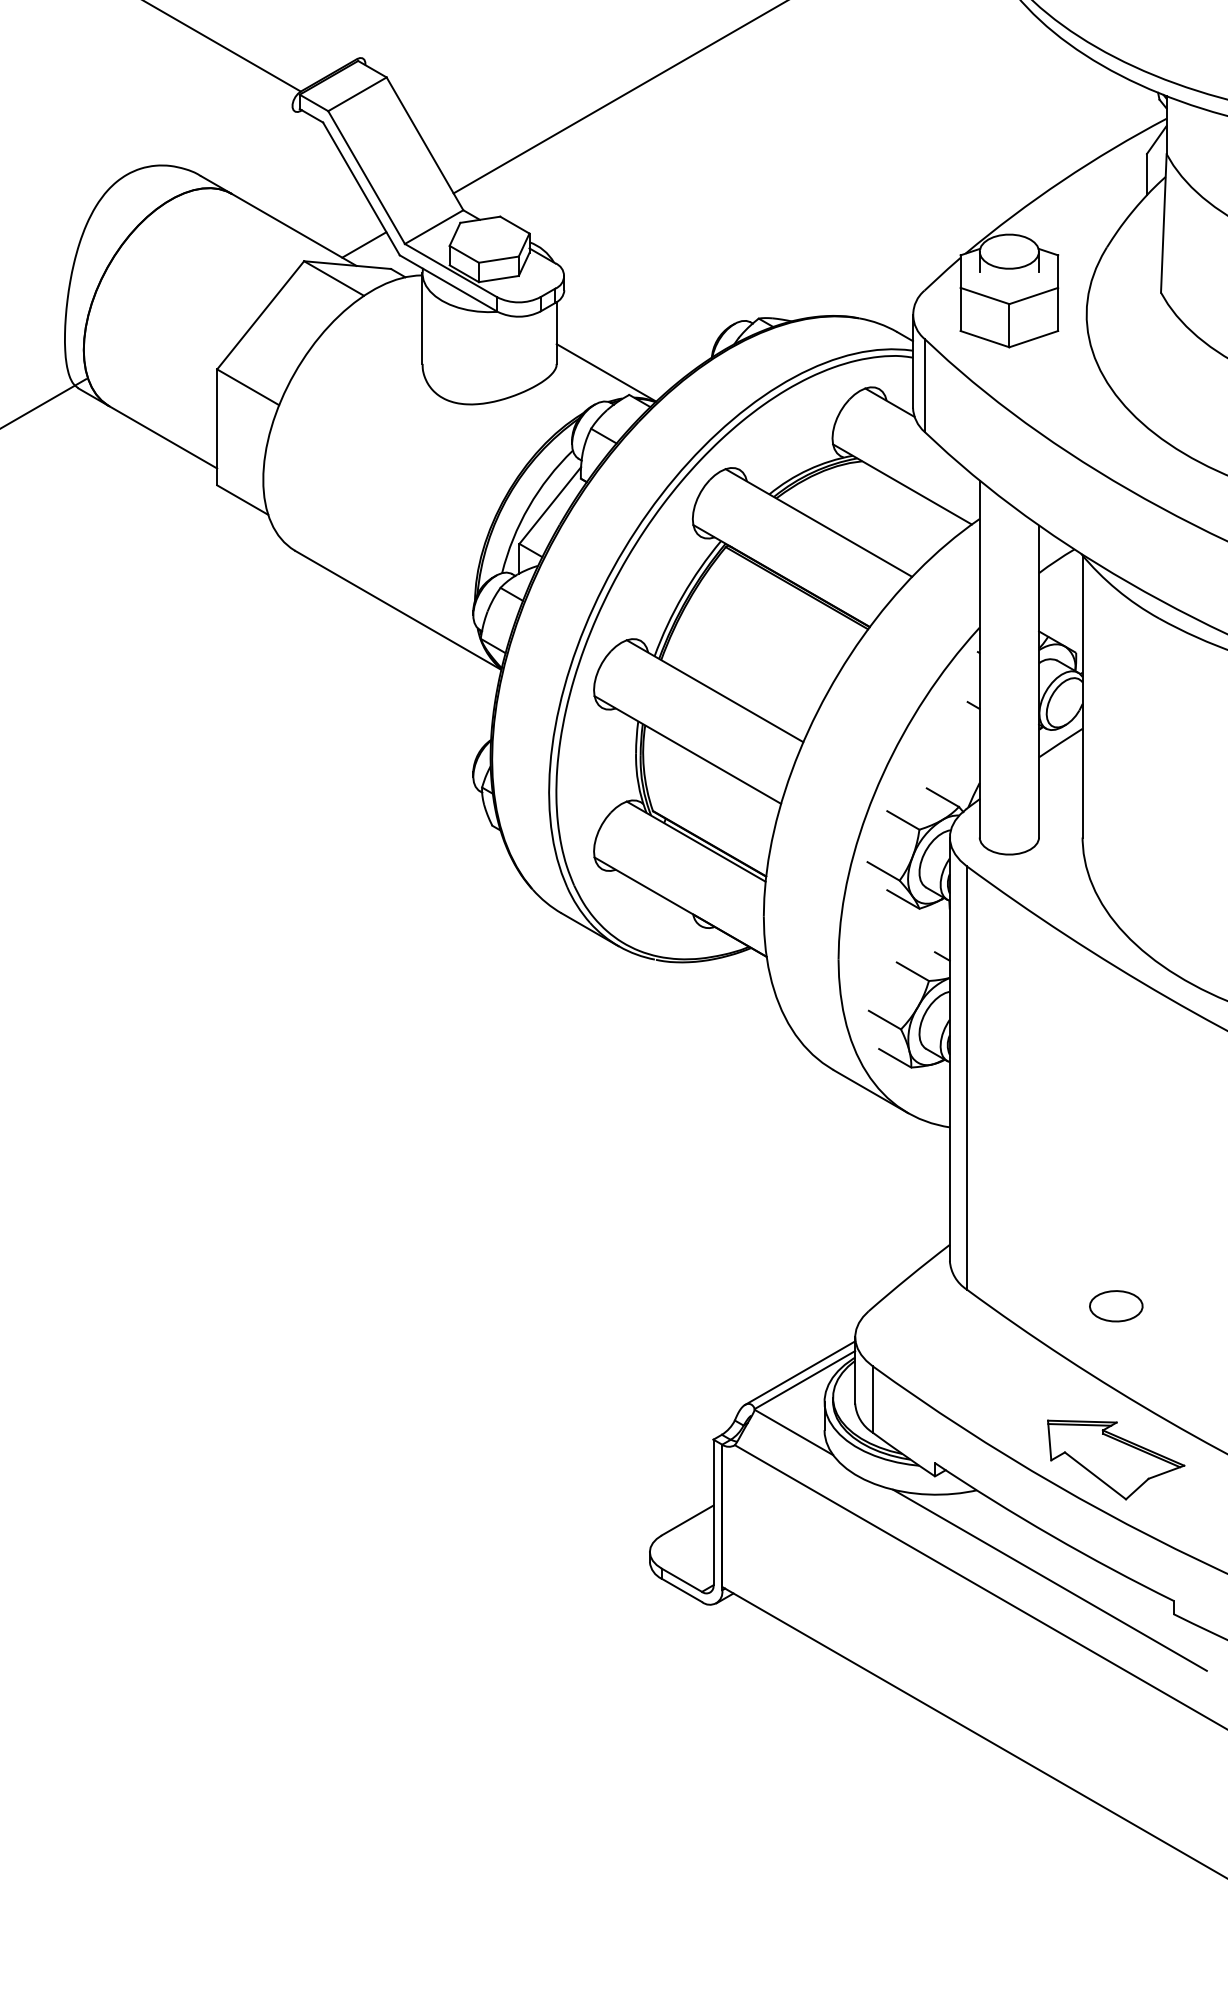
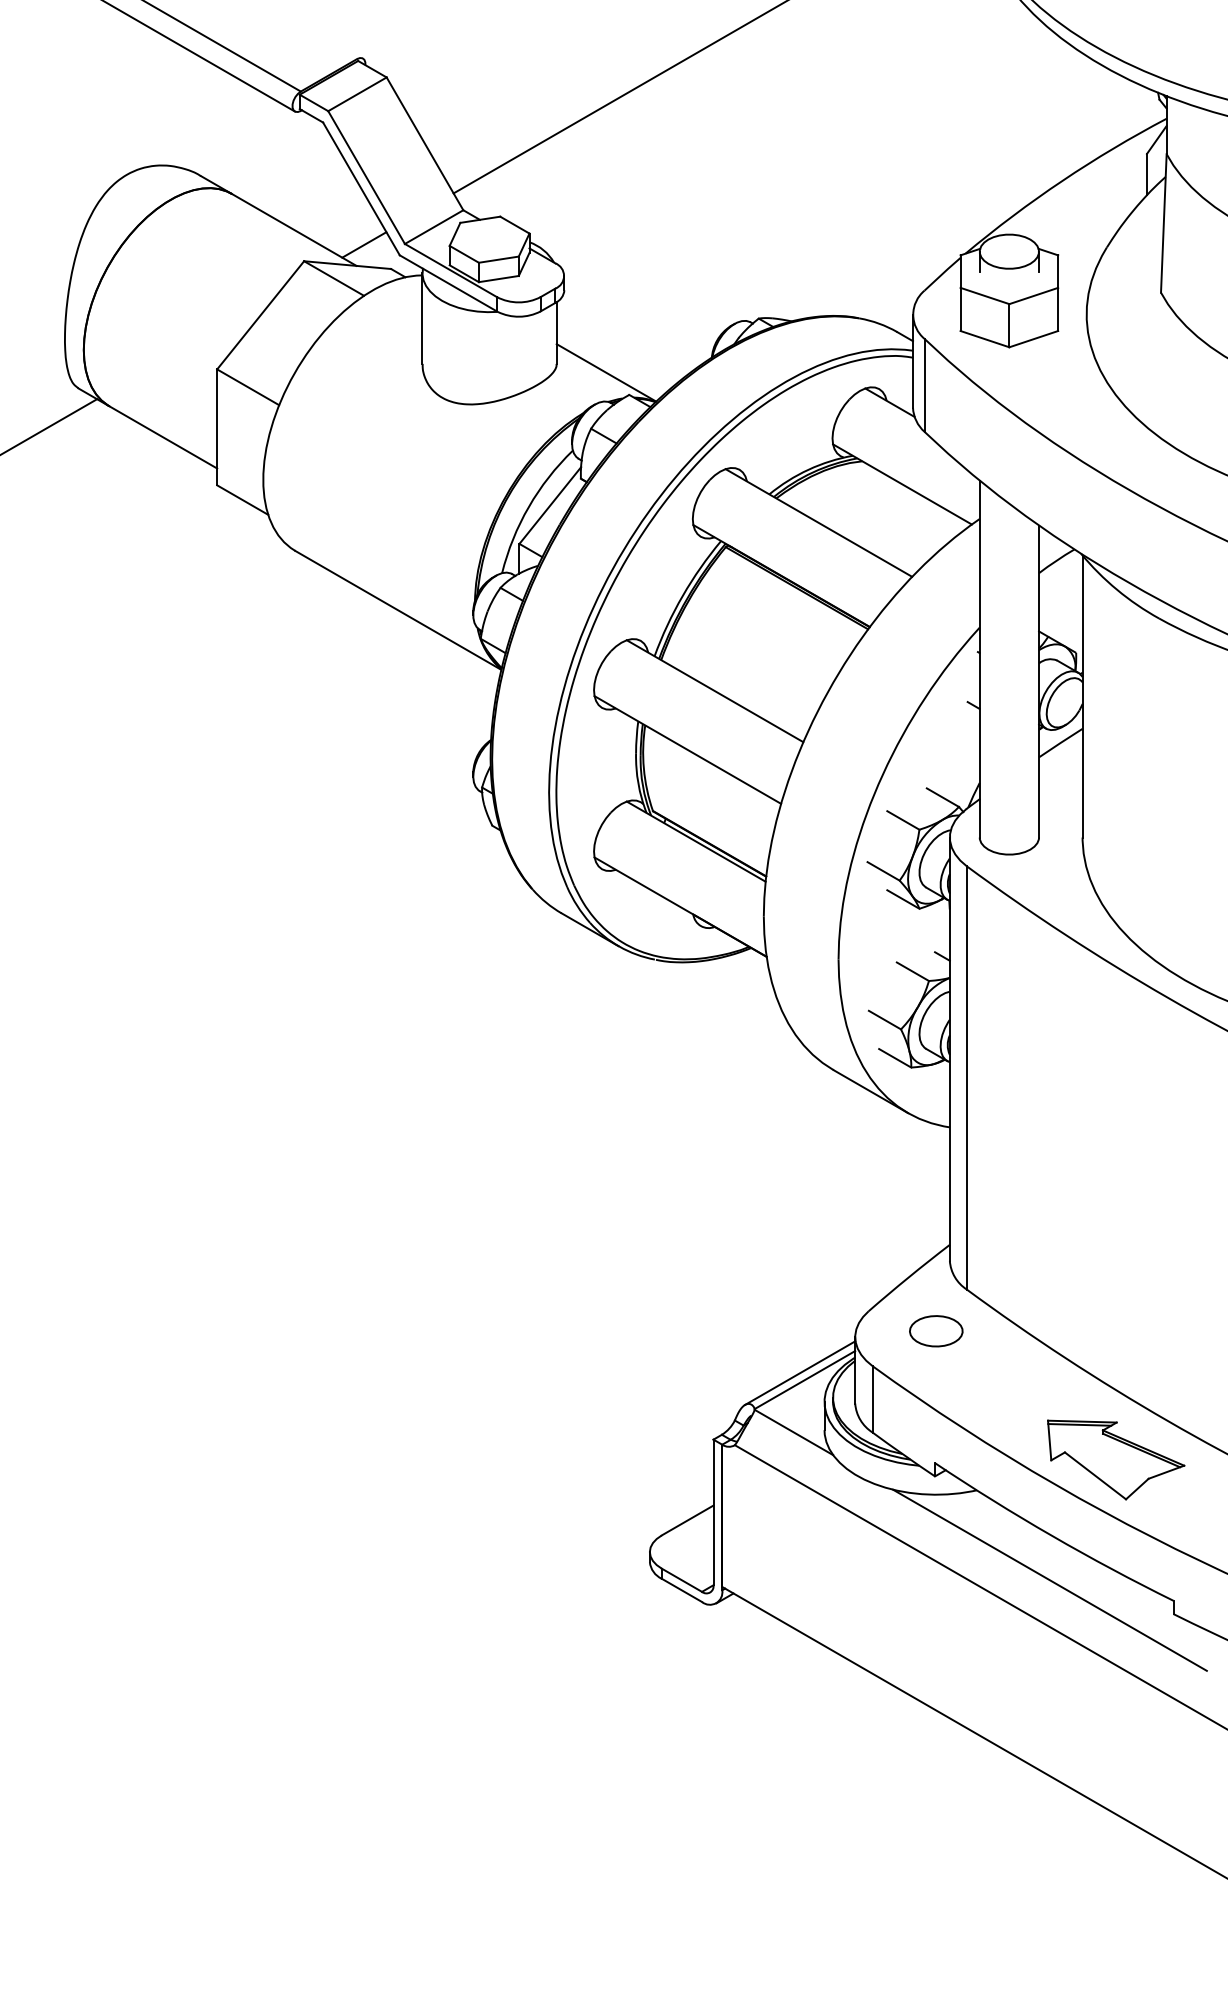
line: none -> present (199, 56)
line position: (44, 403) -> (49, 426) (49, 426)
part position: (1116, 1306) -> (936, 1331) (936, 1331)
